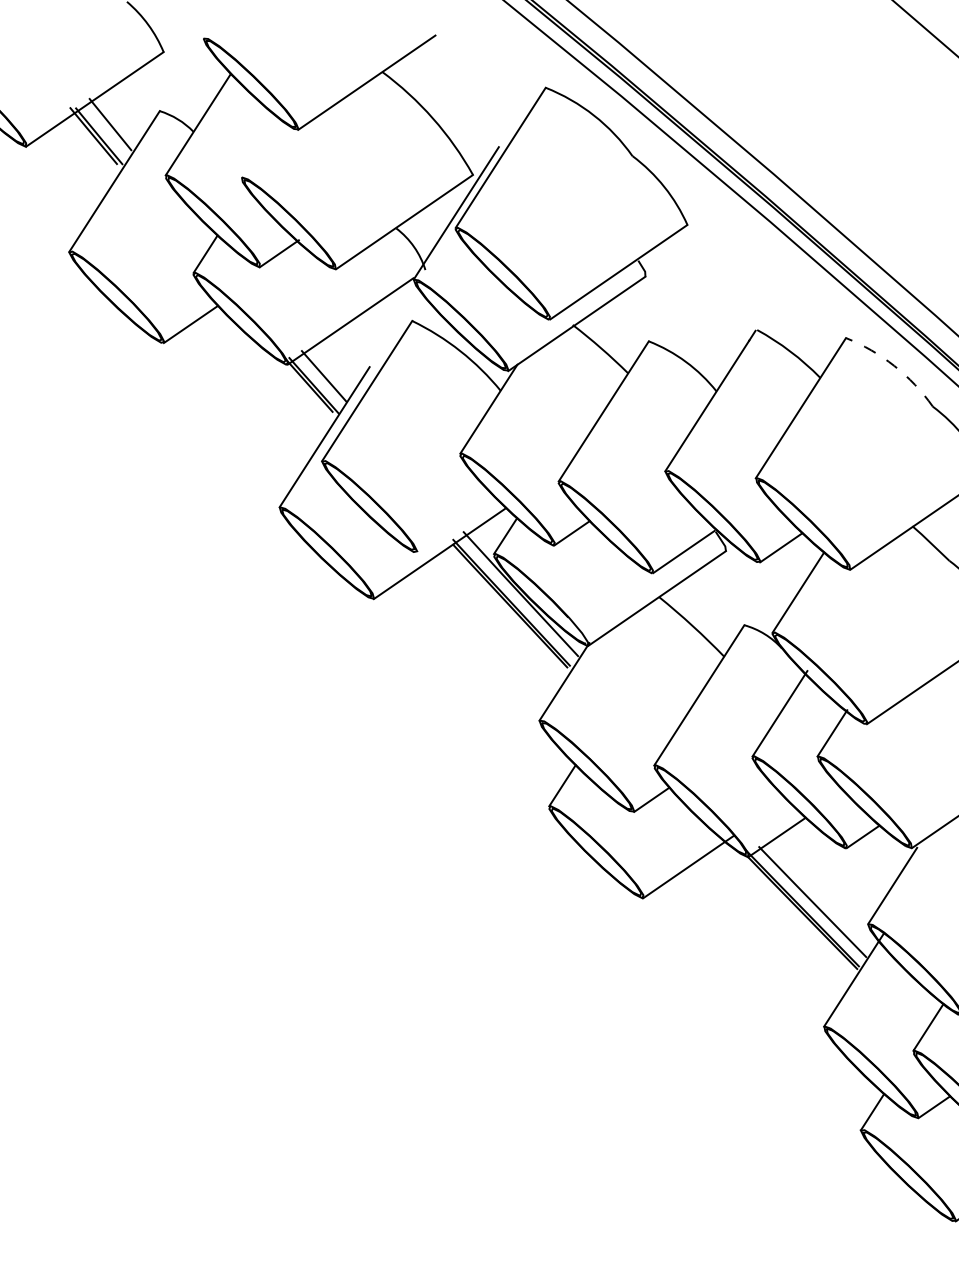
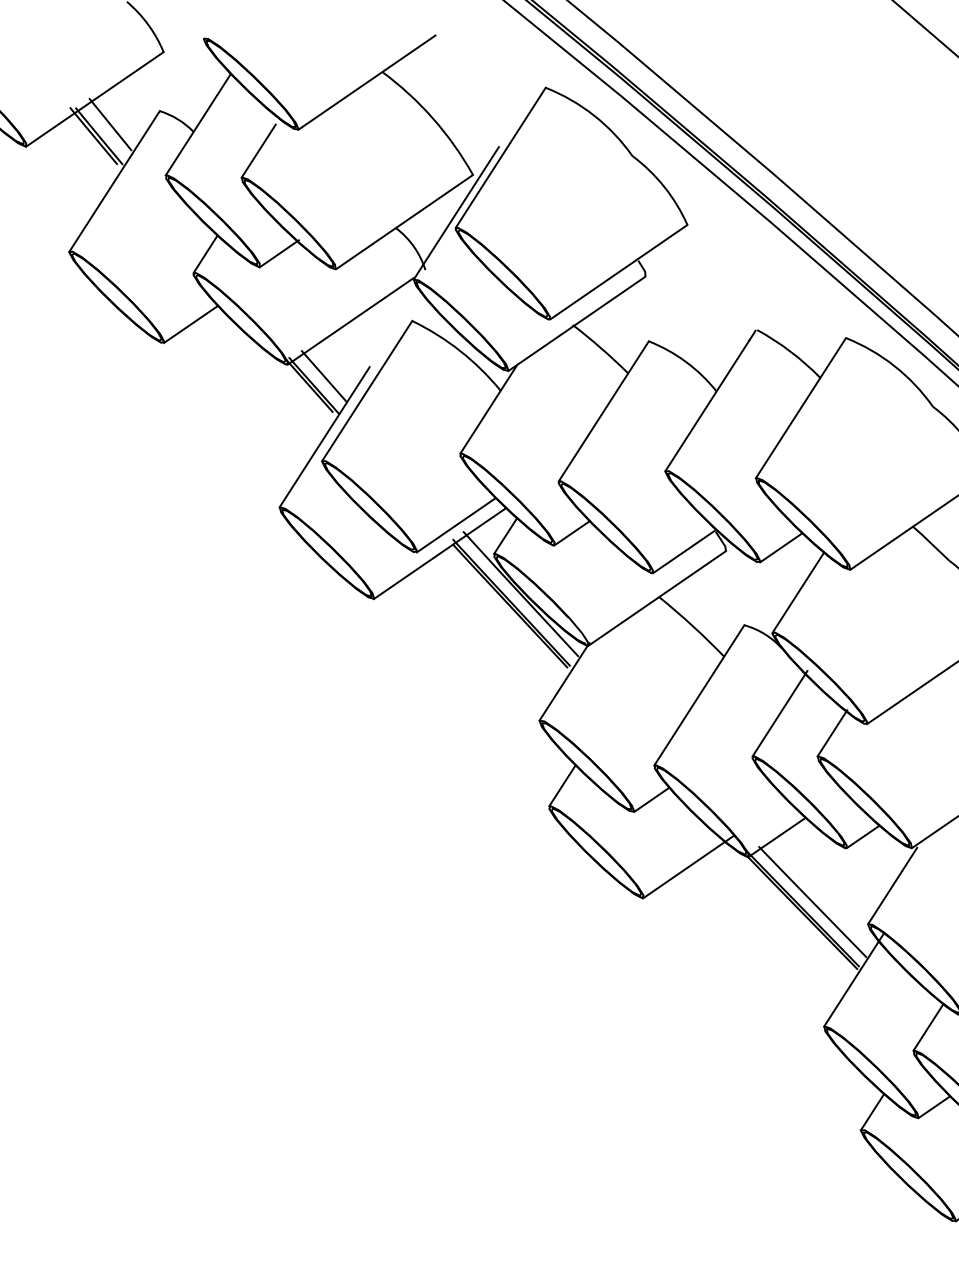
line: none -> present (258, 150)
arc: dashed -> solid (894, 365)
line: none -> present (455, 525)
